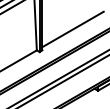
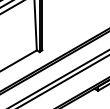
line: present -> none (72, 29)
